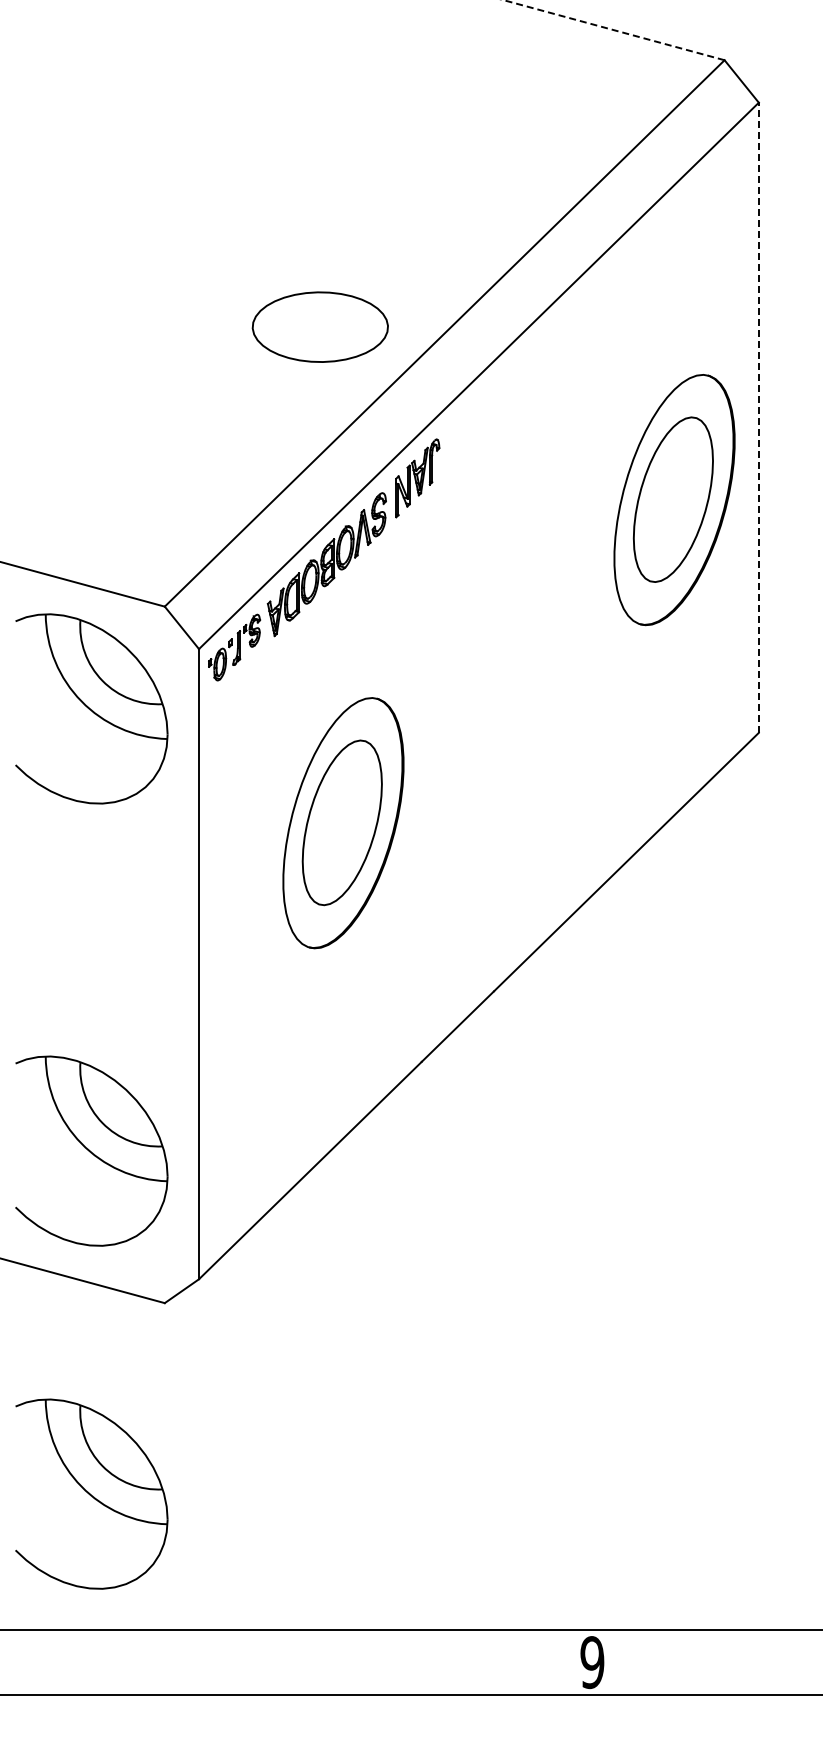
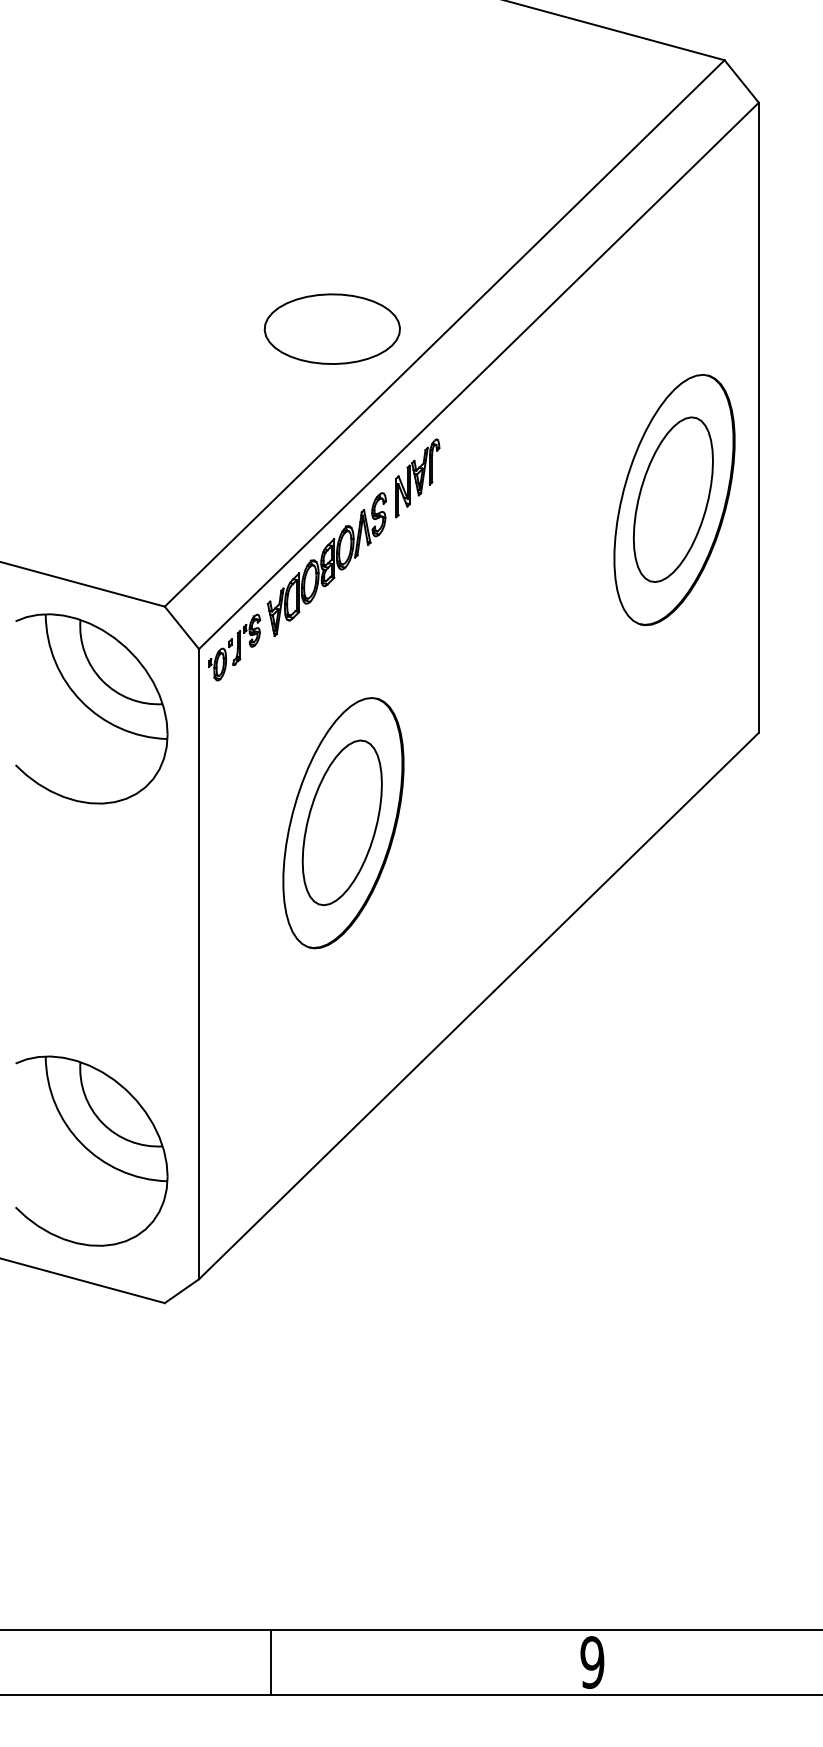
line: dashed -> solid (613, 30)
part position: (319, 326) -> (331, 328) (331, 328)
line: dashed -> solid (758, 417)
part: present -> none (91, 1493)
line: none -> present (270, 1662)
